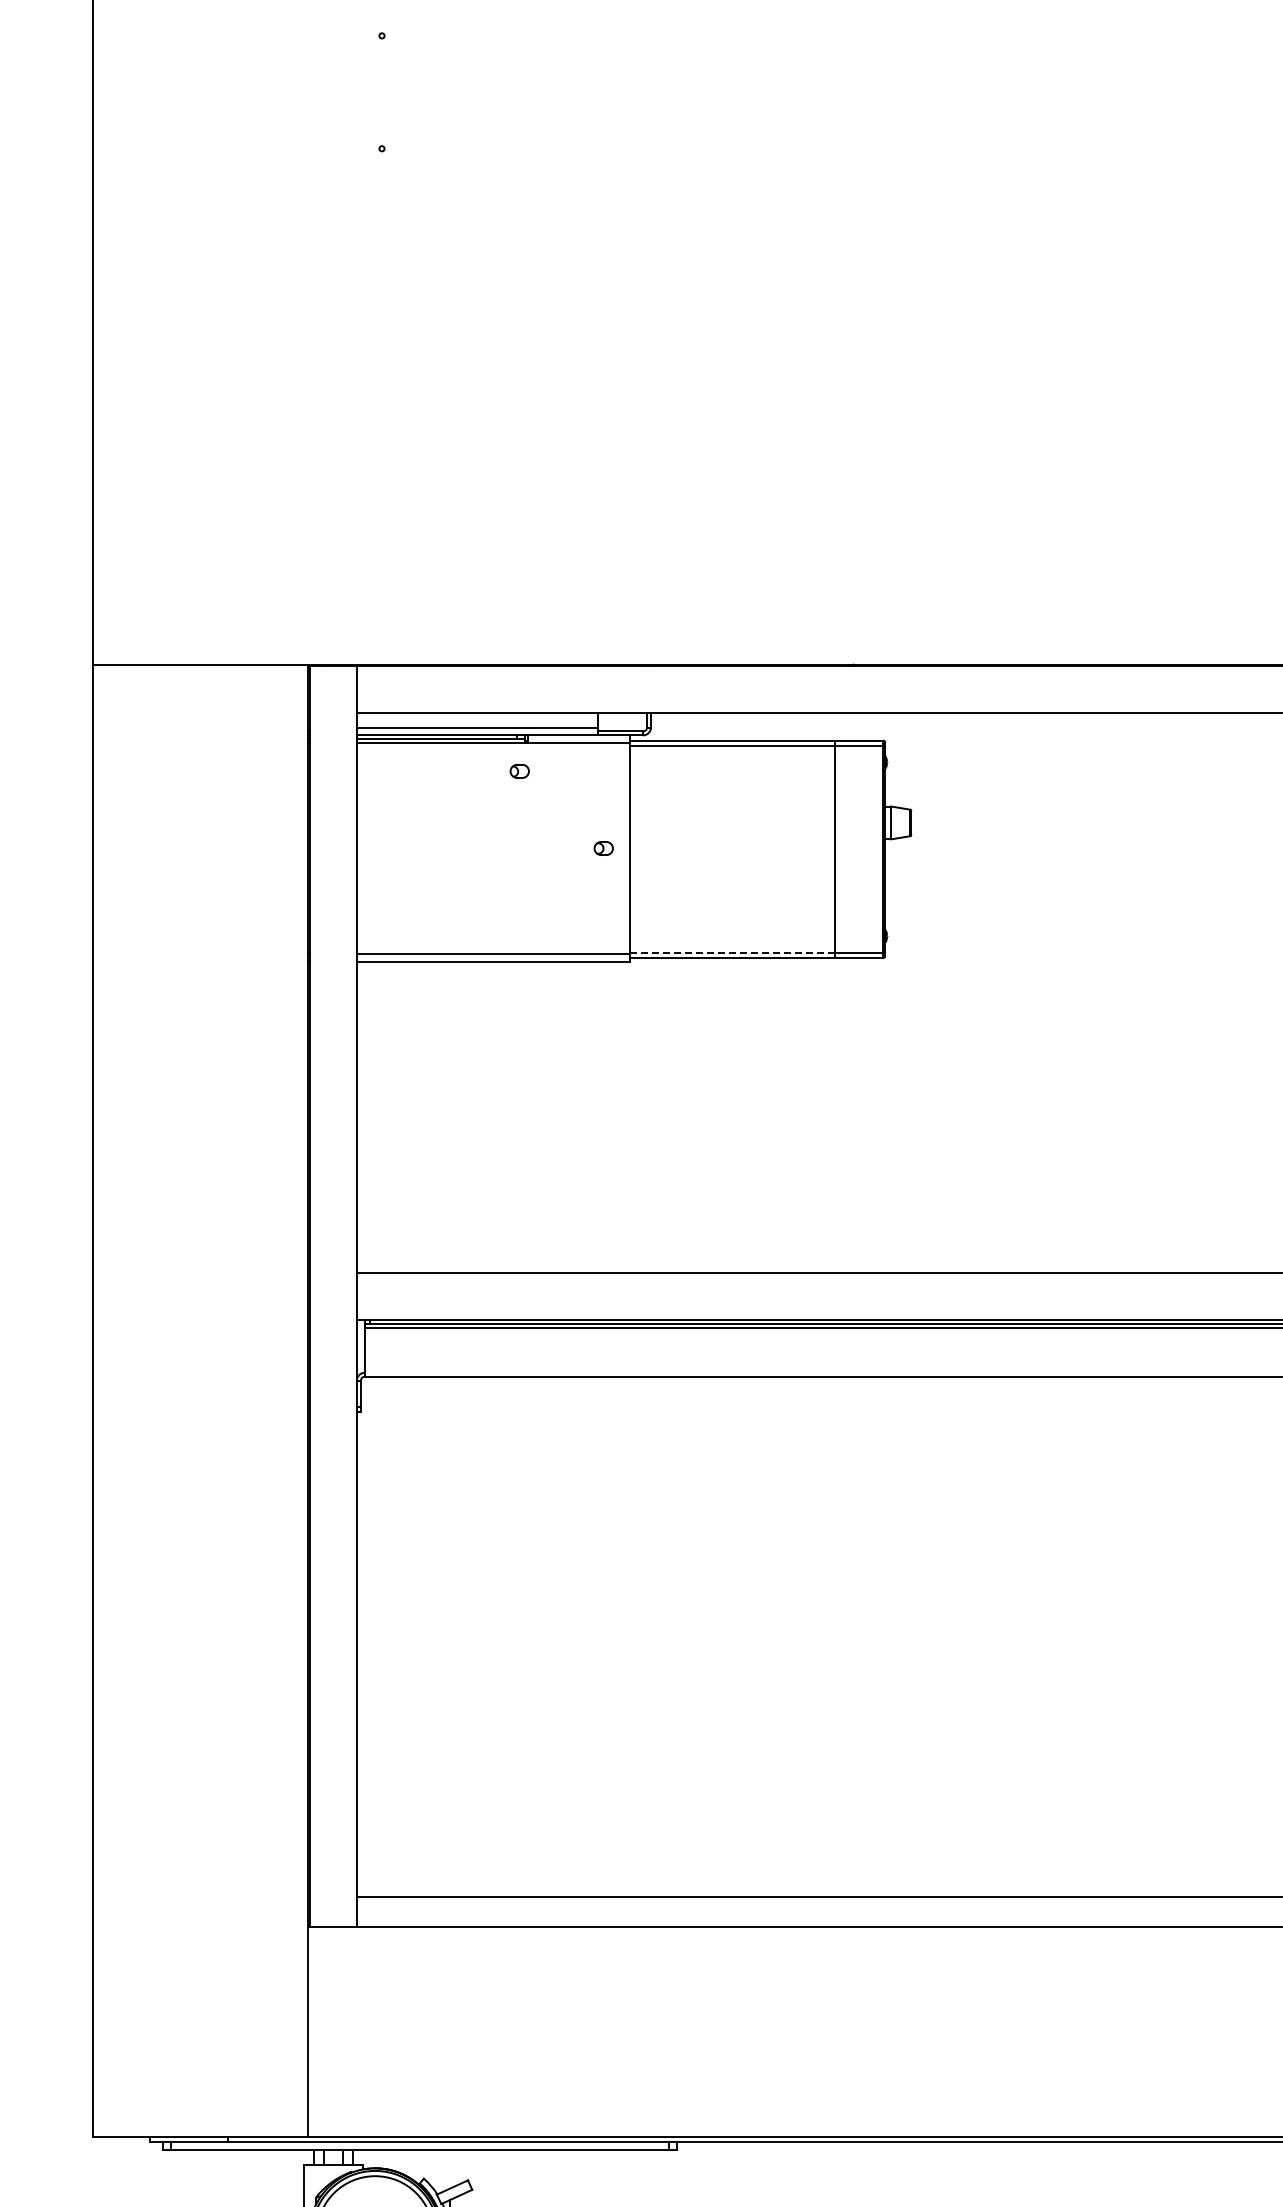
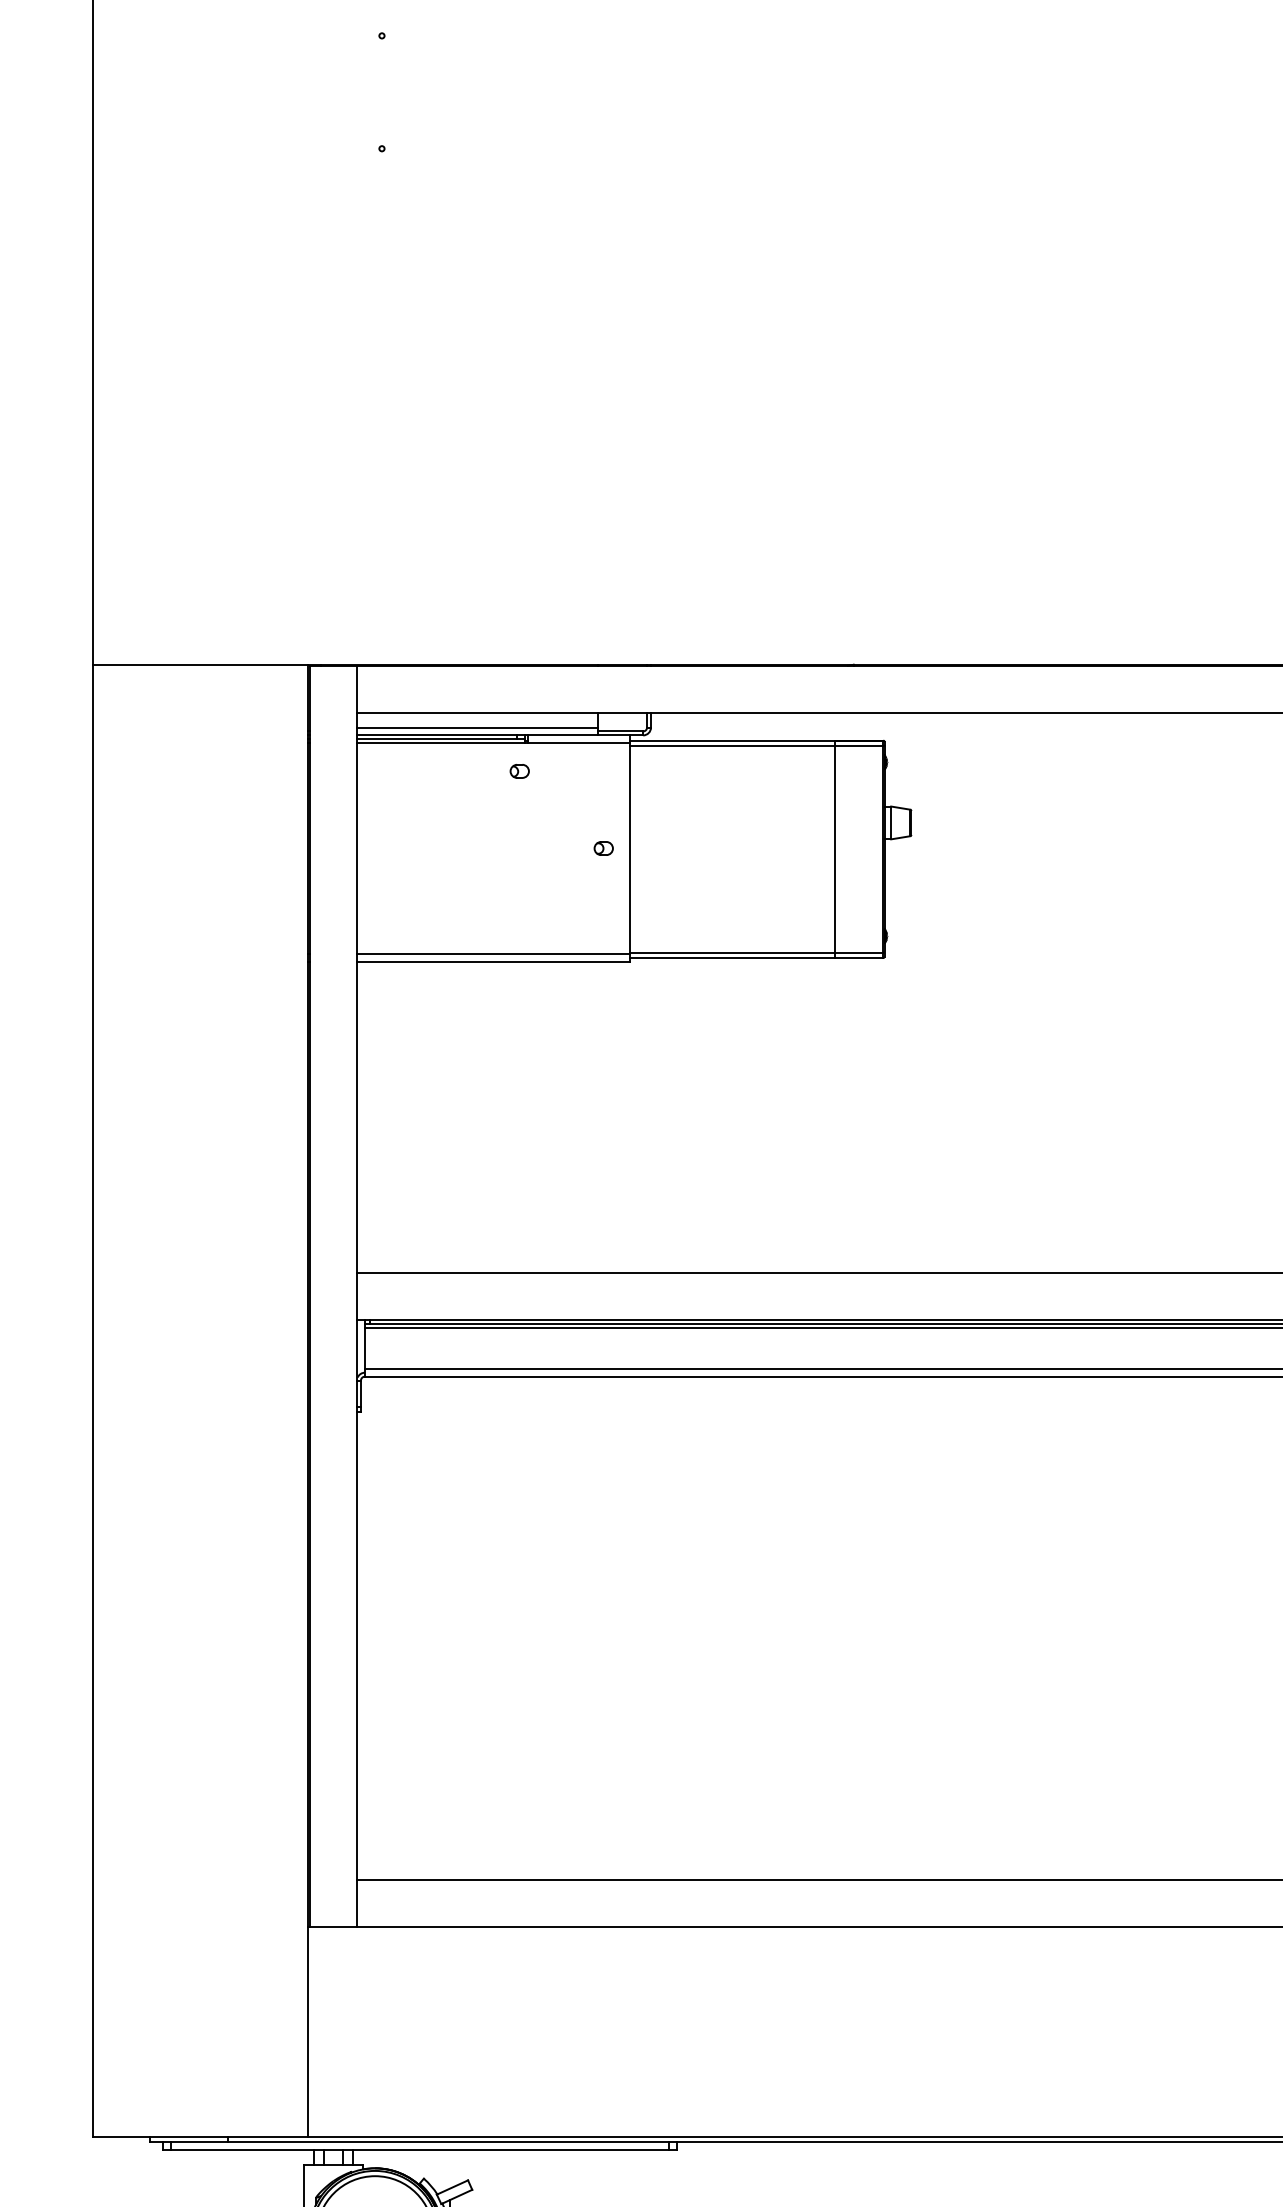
line: dashed -> solid (731, 952)
line: none -> present (821, 1368)
line position: (818, 1896) -> (818, 1879) (818, 1879)
